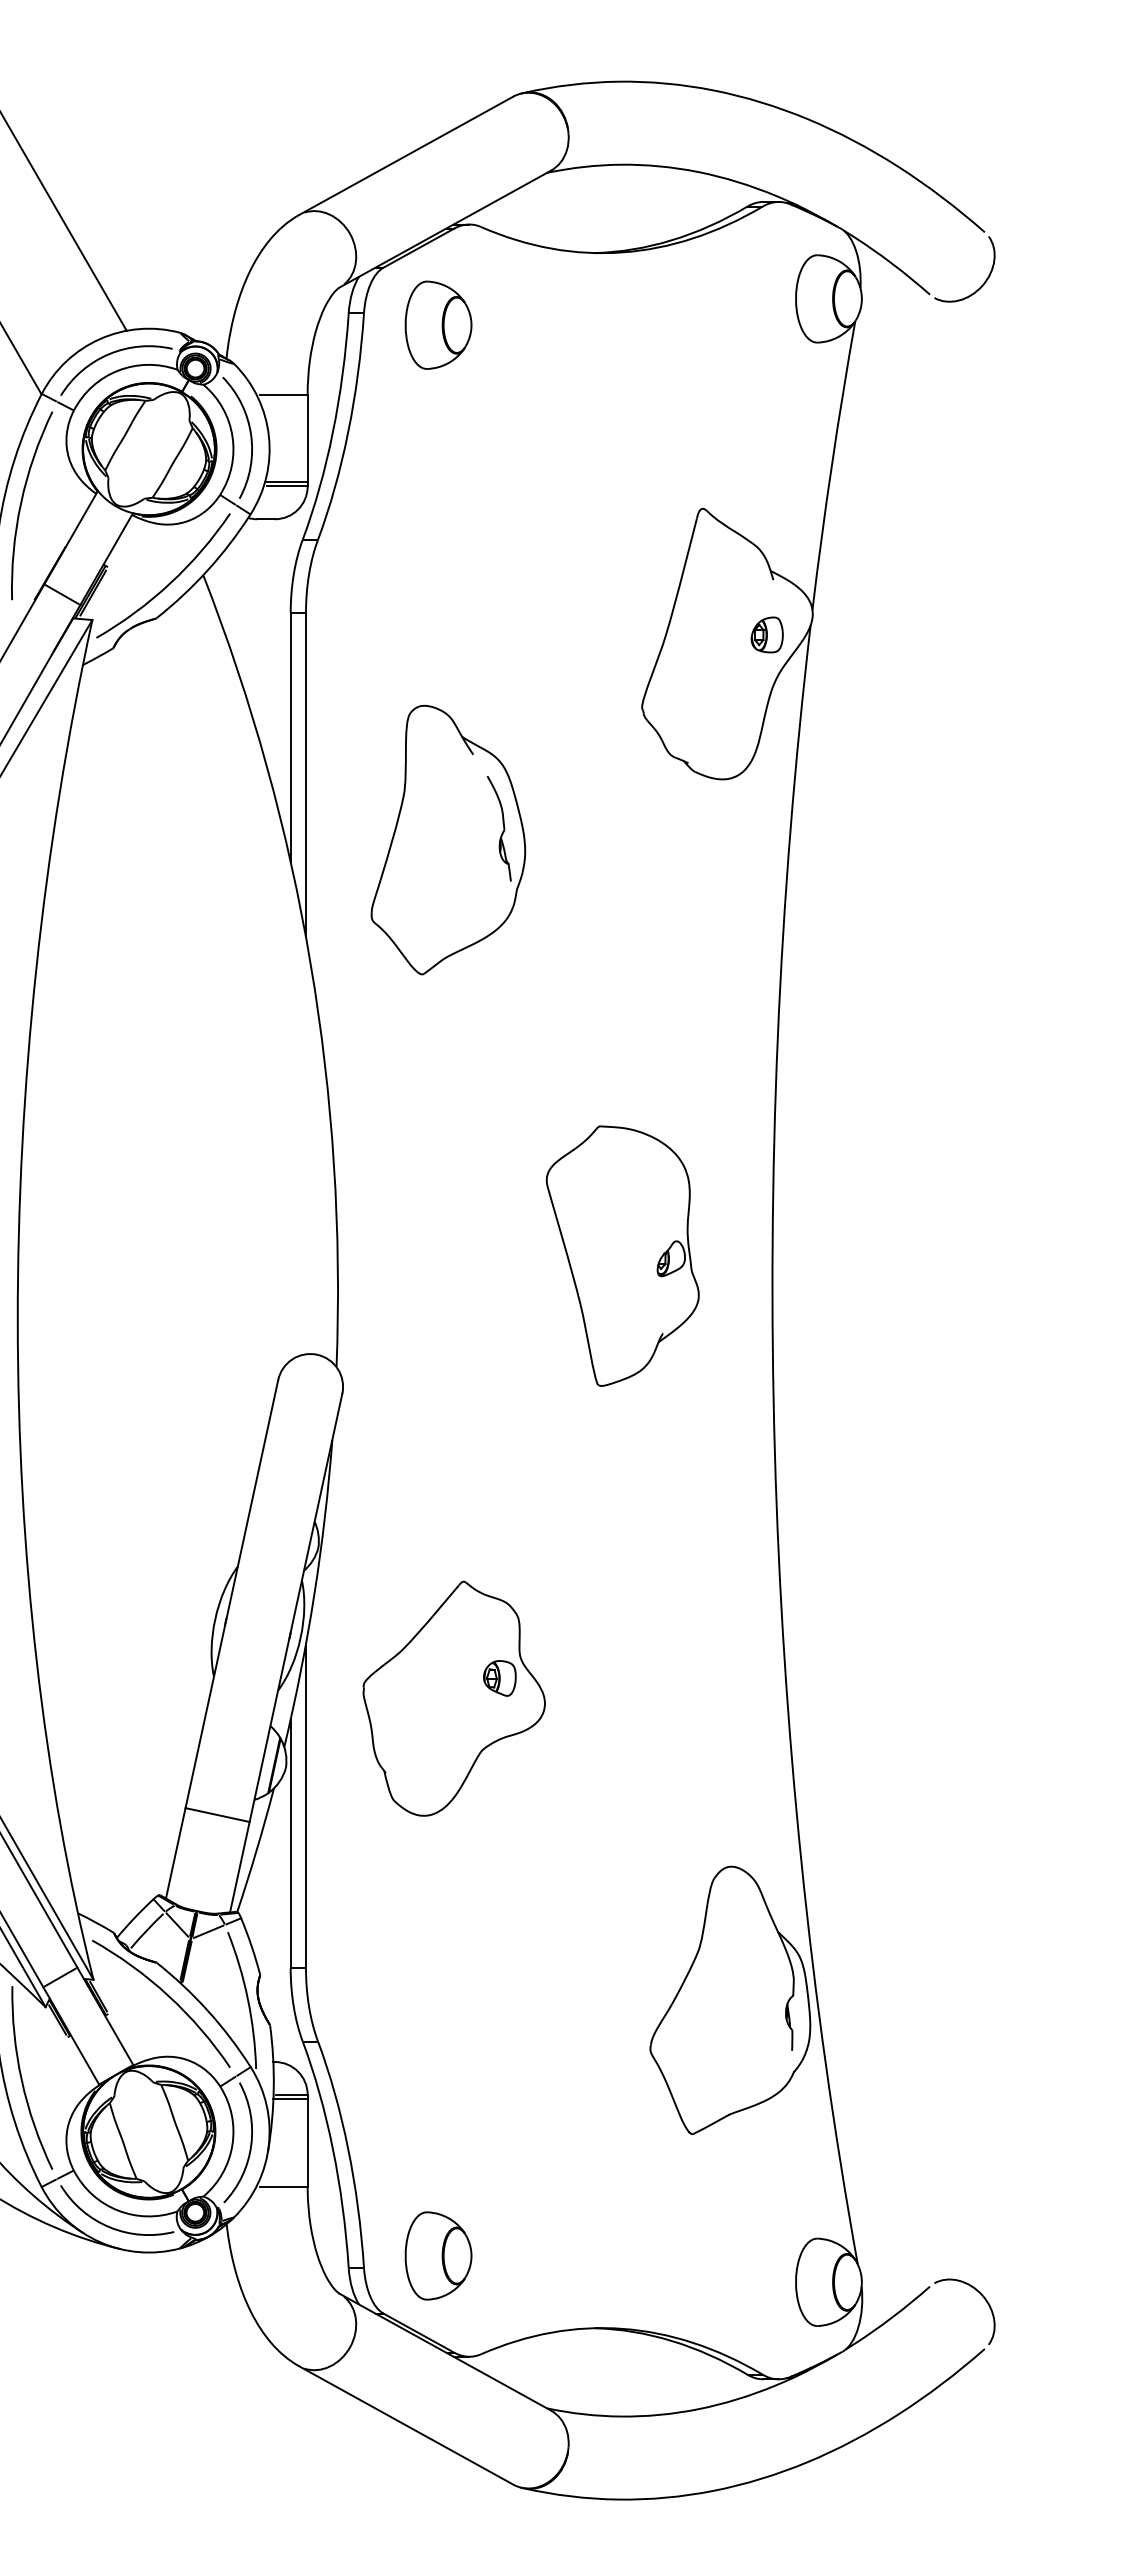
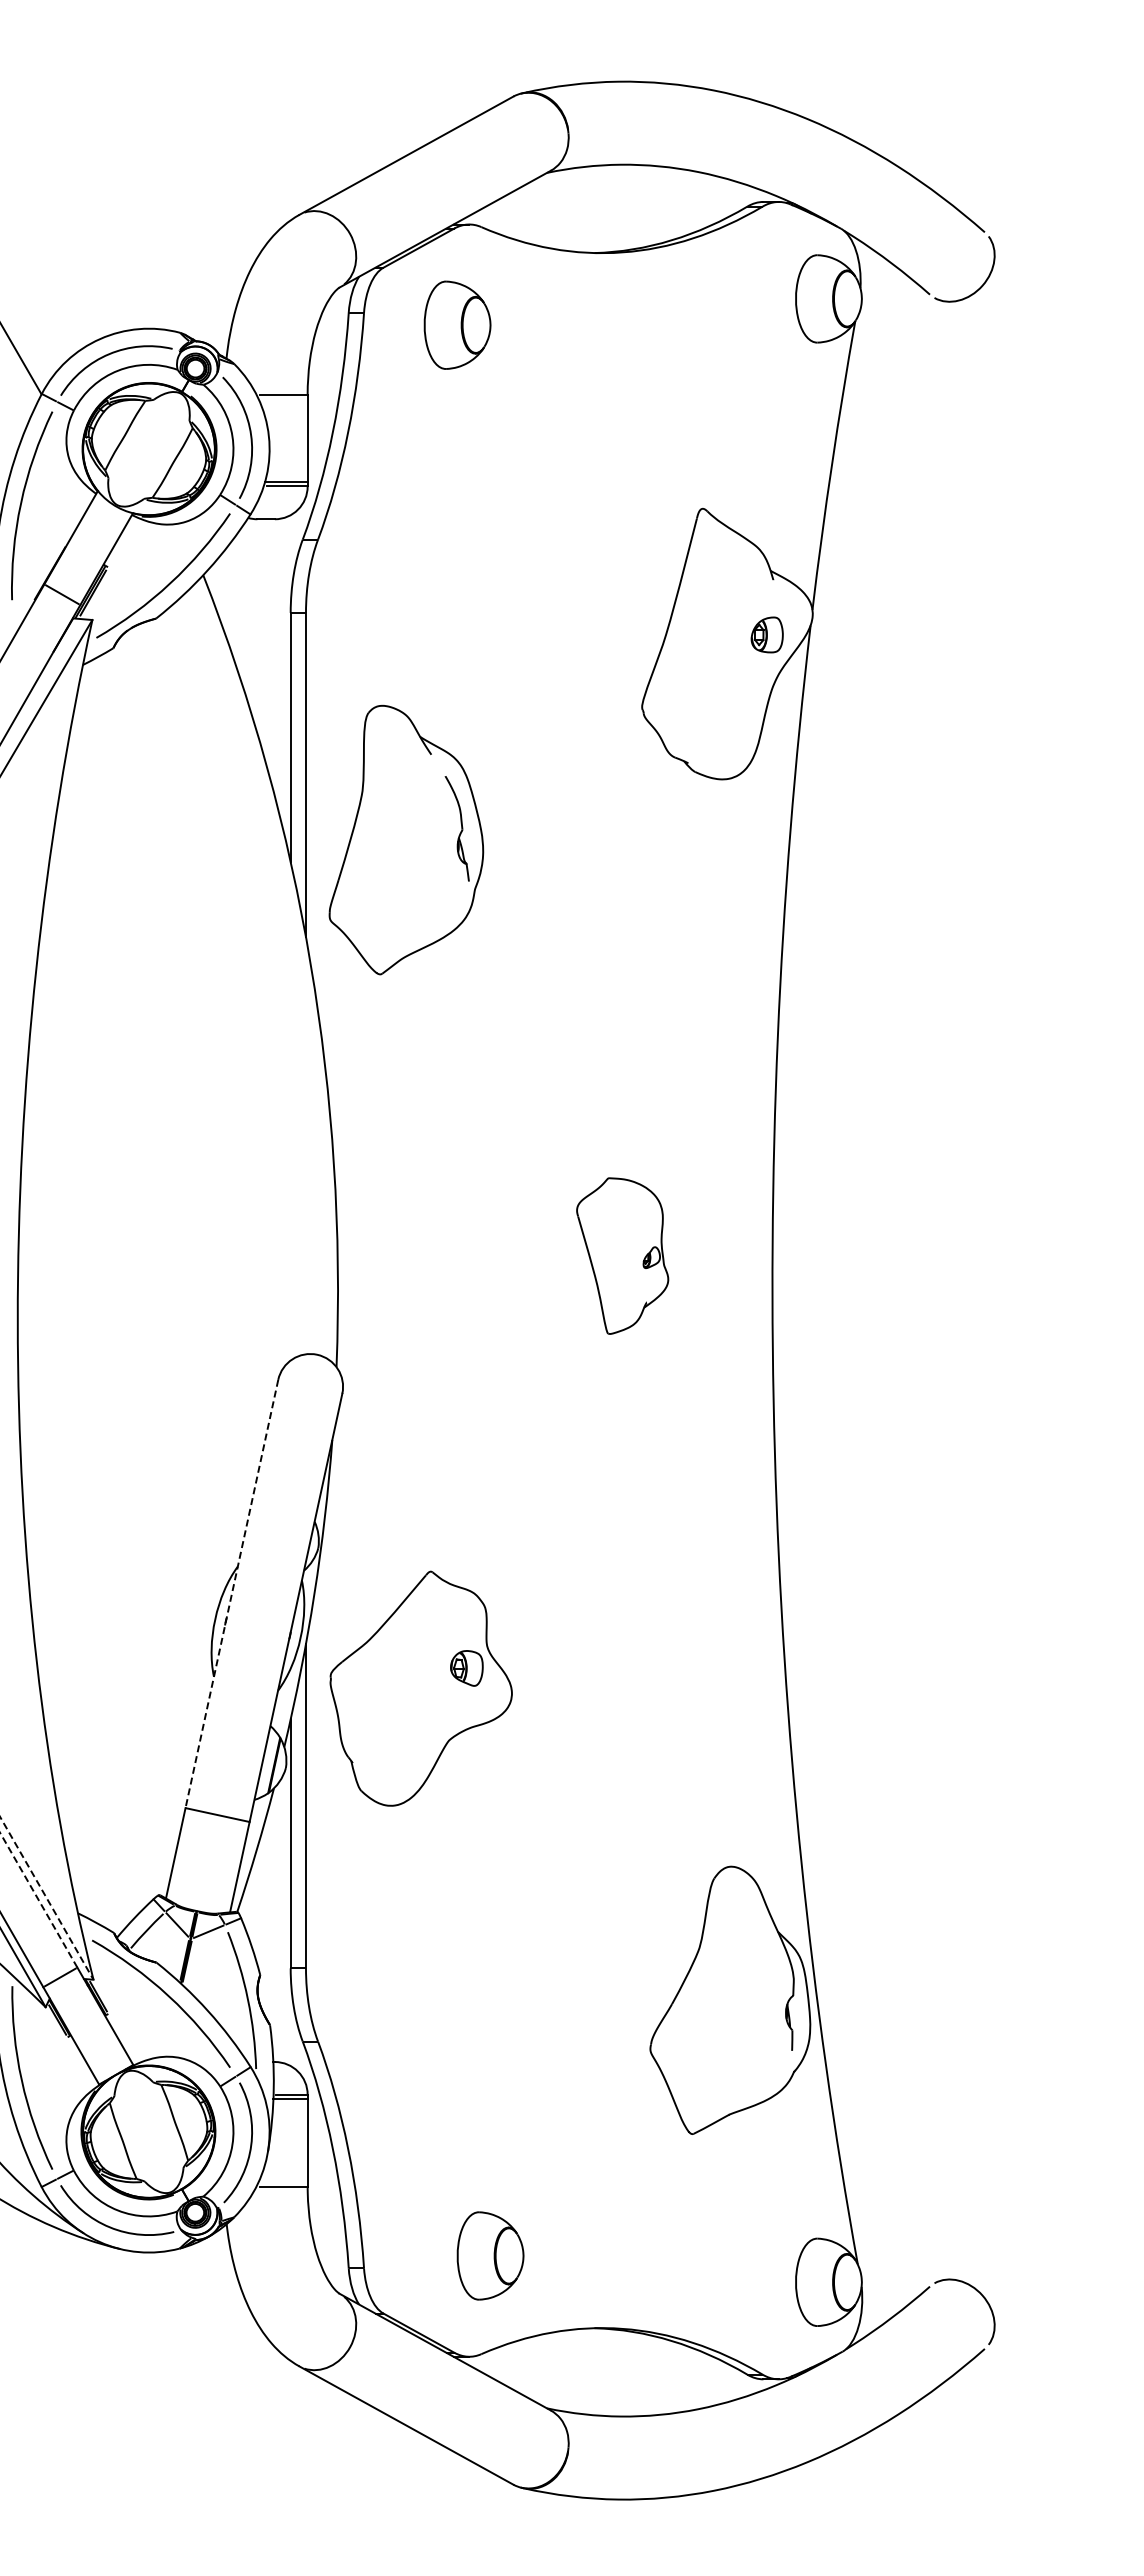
line: present -> none (64, 222)
part position: (438, 324) -> (457, 324) (457, 324)
part position: (448, 839) -> (406, 839) (406, 839)
part size: 155x262 px -> 94x158 px (622, 1255)
line: solid -> dashed (231, 1594)
part position: (453, 1698) -> (420, 1688) (420, 1688)
line: solid -> dashed (46, 1898)
line: solid -> dashed (38, 1900)
part position: (438, 2255) -> (490, 2255) (490, 2255)
